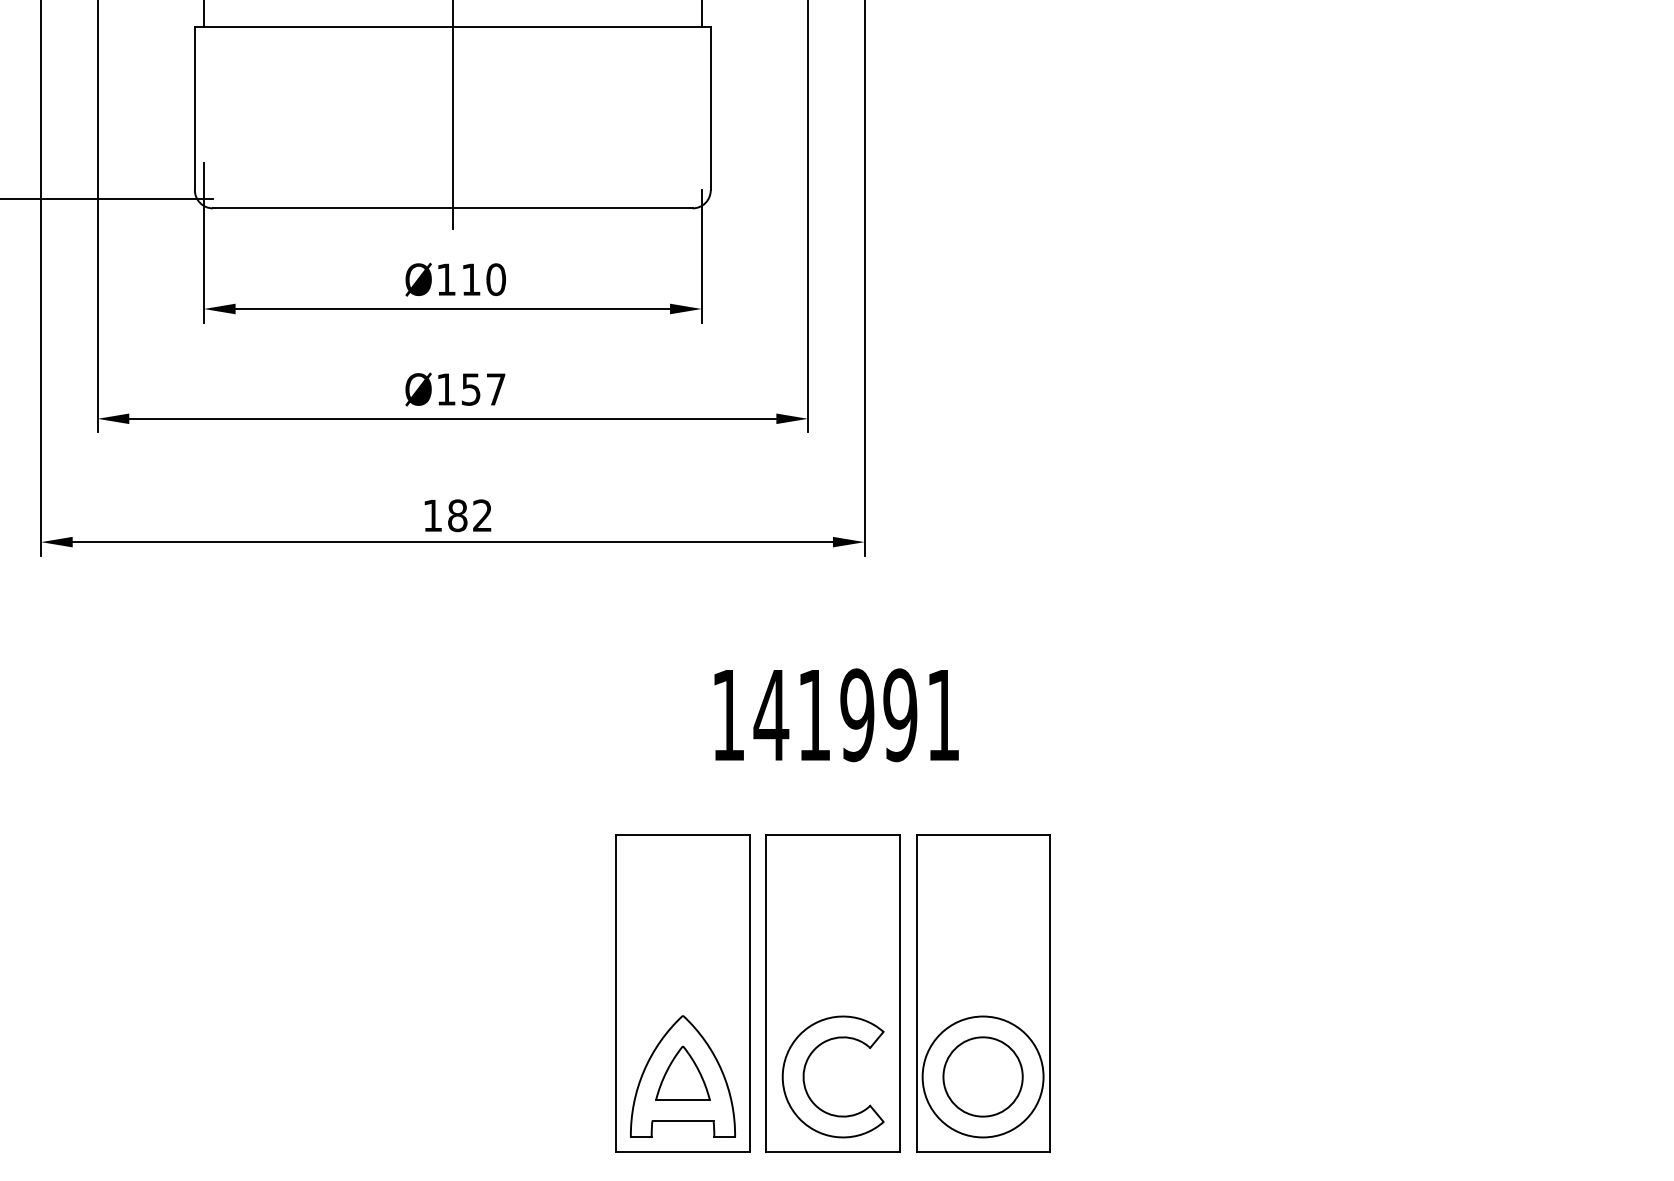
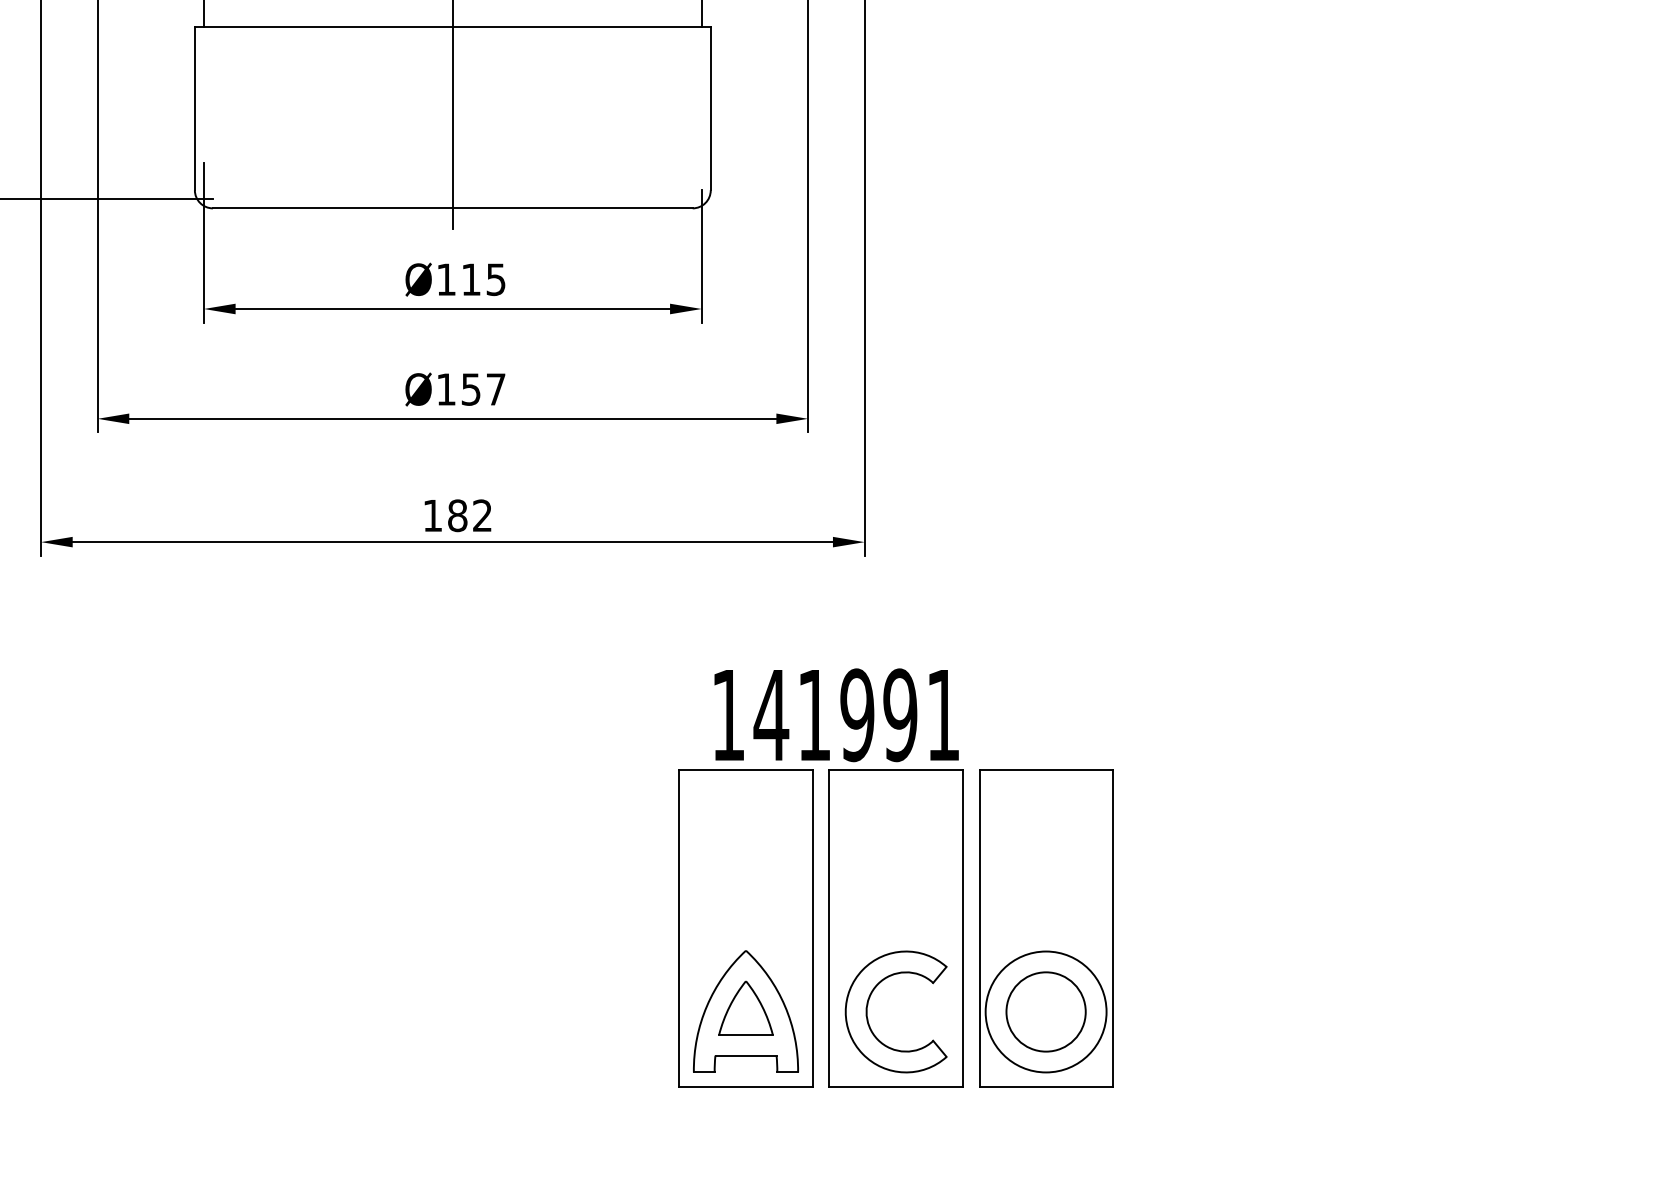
text: Ø110 -> Ø115 (495, 279)
part position: (832, 993) -> (895, 928) (895, 928)
